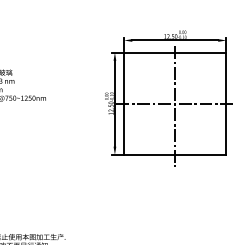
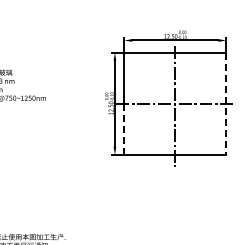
line: solid -> dashed (226, 104)
line: solid -> dashed (124, 129)
